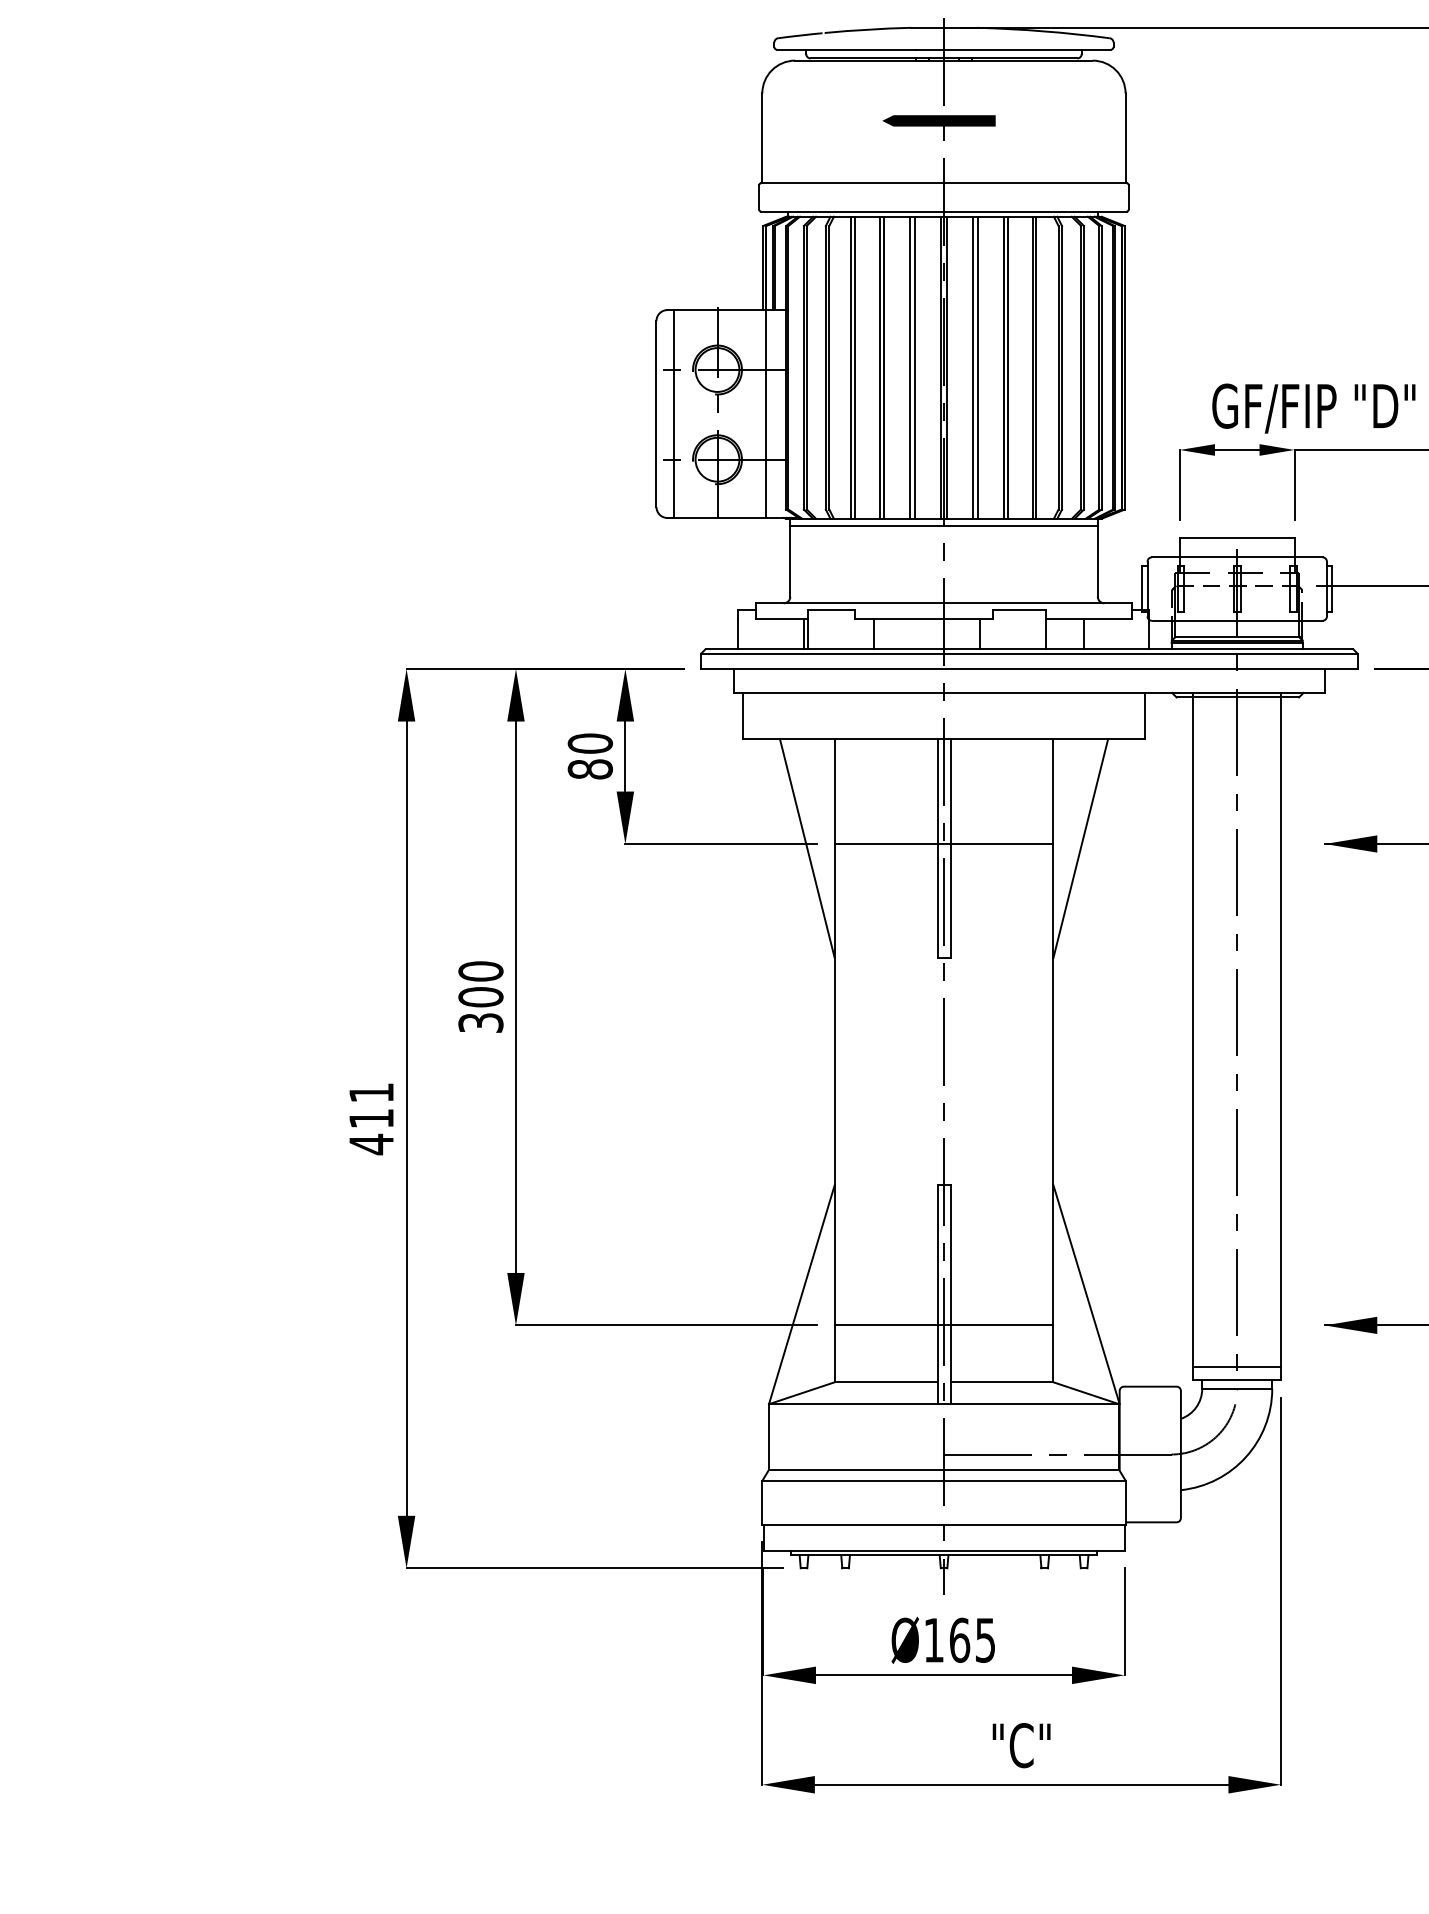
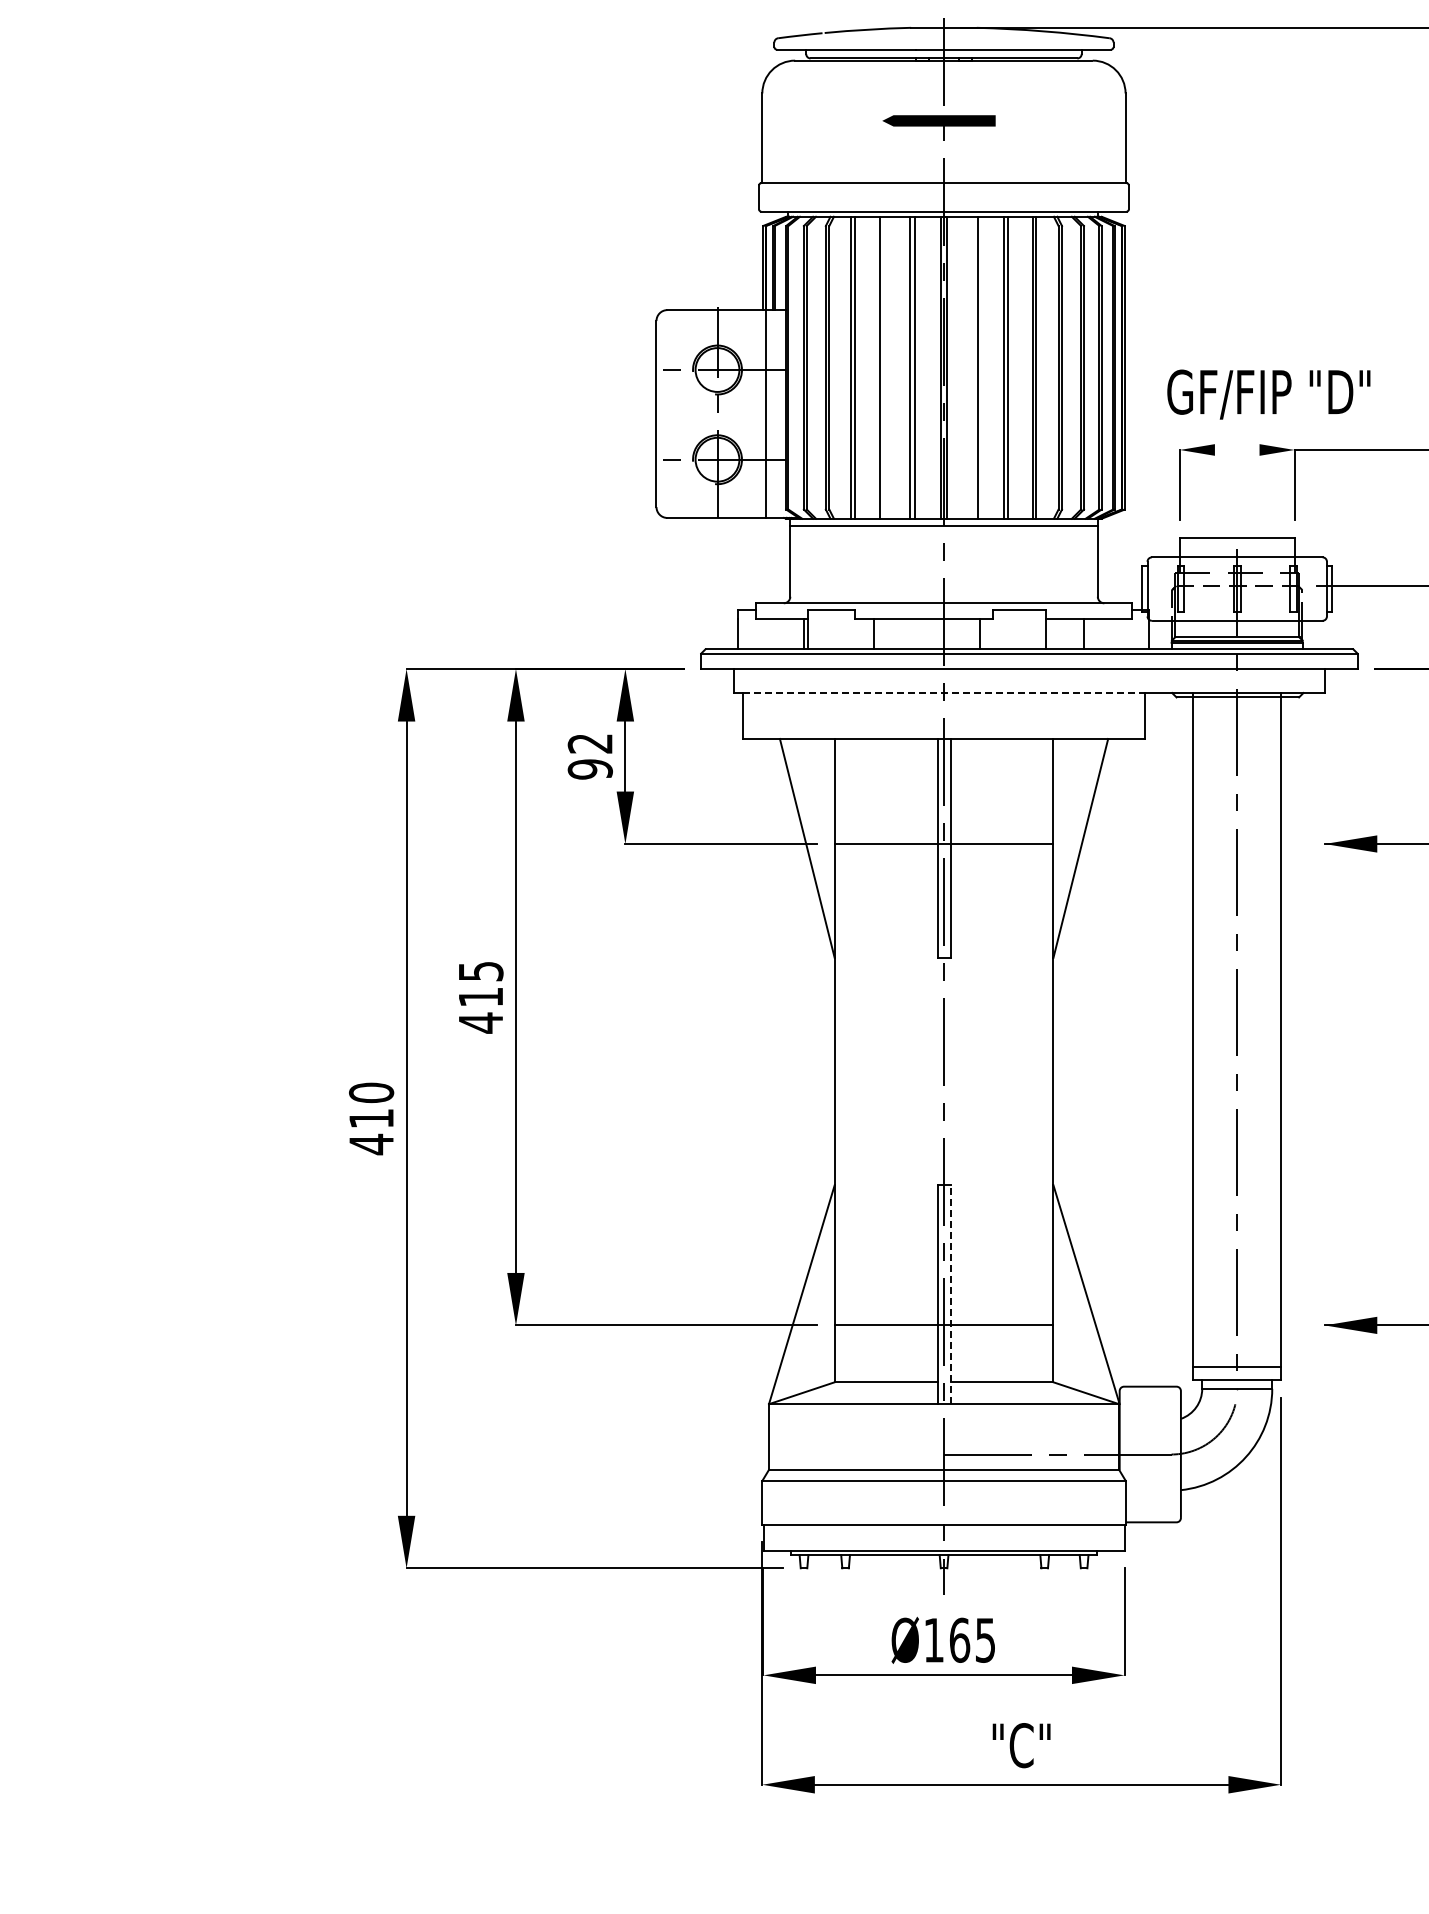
line: present -> none (884, 367)
line: present -> none (973, 367)
text position: (1313, 408) -> (1268, 394) (1268, 394)
line: present -> none (673, 413)
line: present -> none (1236, 449)
line: solid -> dashed (944, 693)
text: 80 -> 92 (589, 756)
text: 300 -> 415 (480, 997)
text: 411 -> 410 (371, 1092)
line: solid -> dashed (950, 1294)
